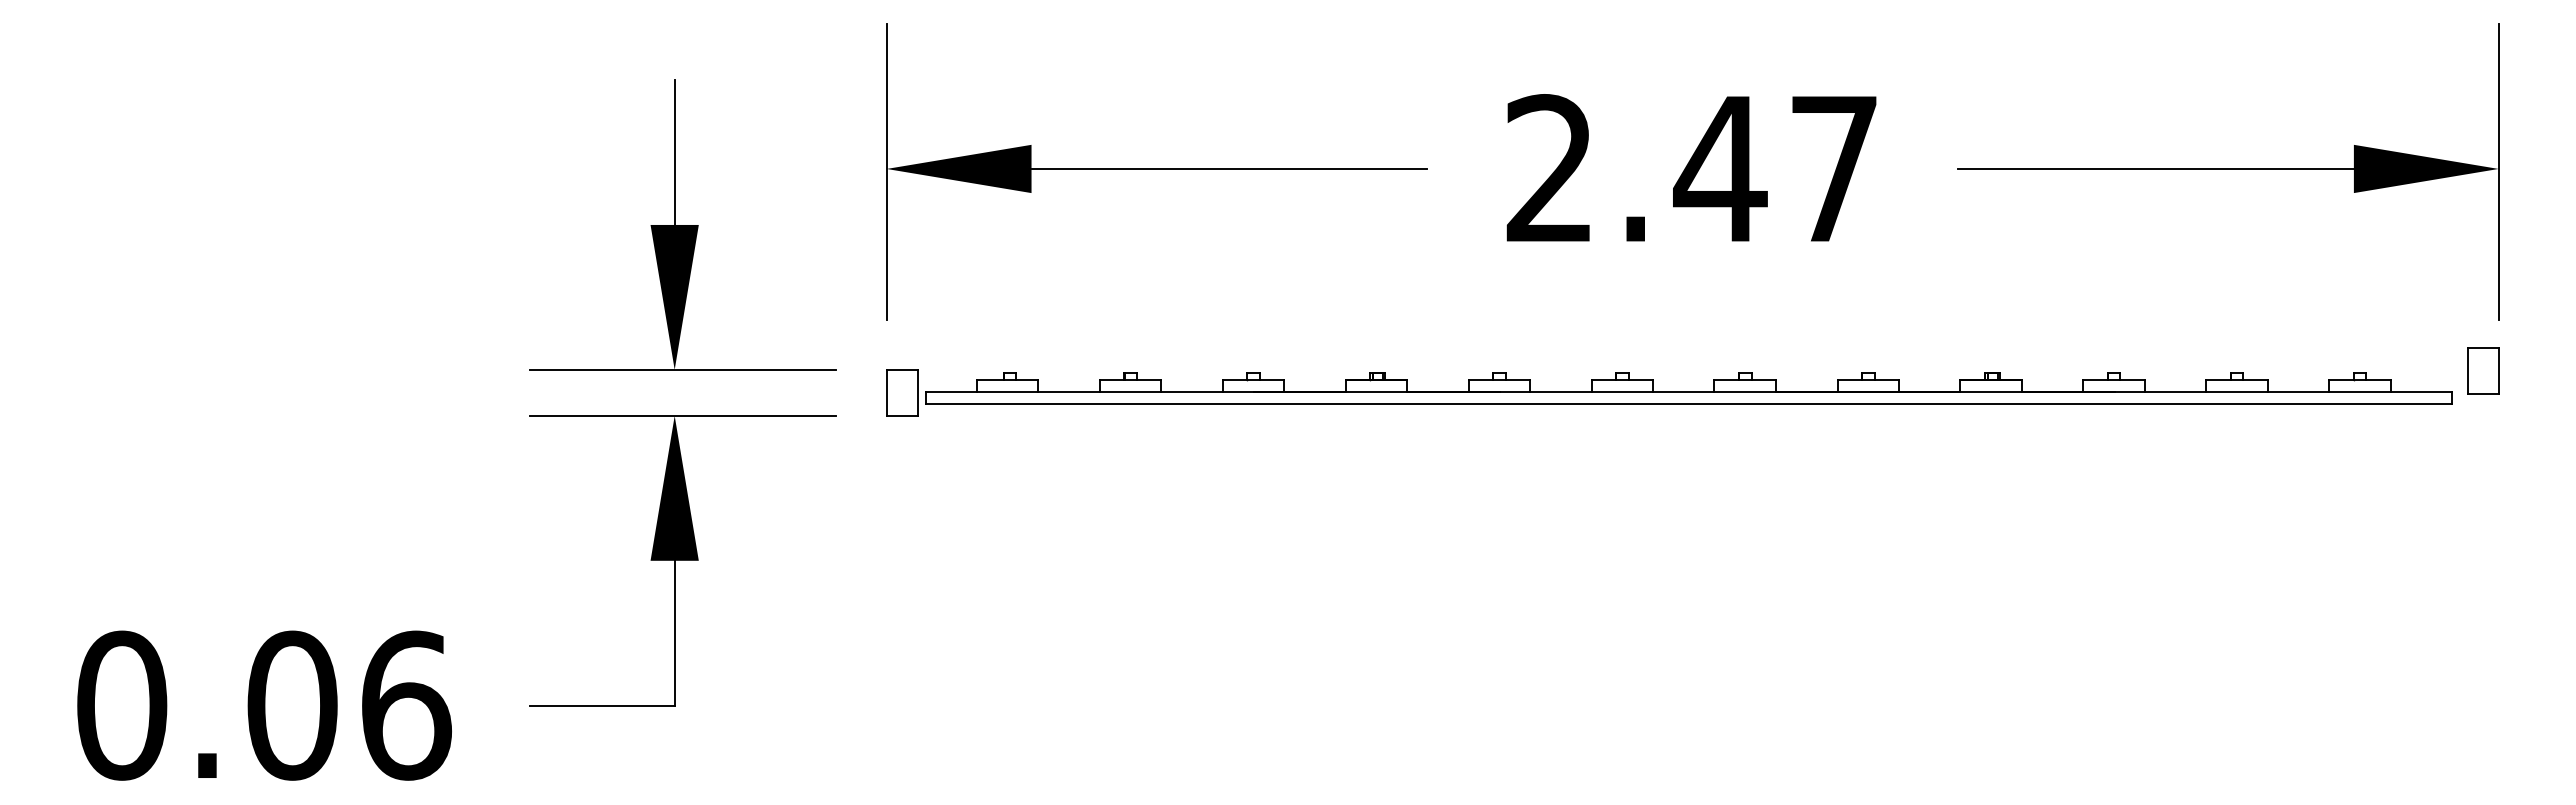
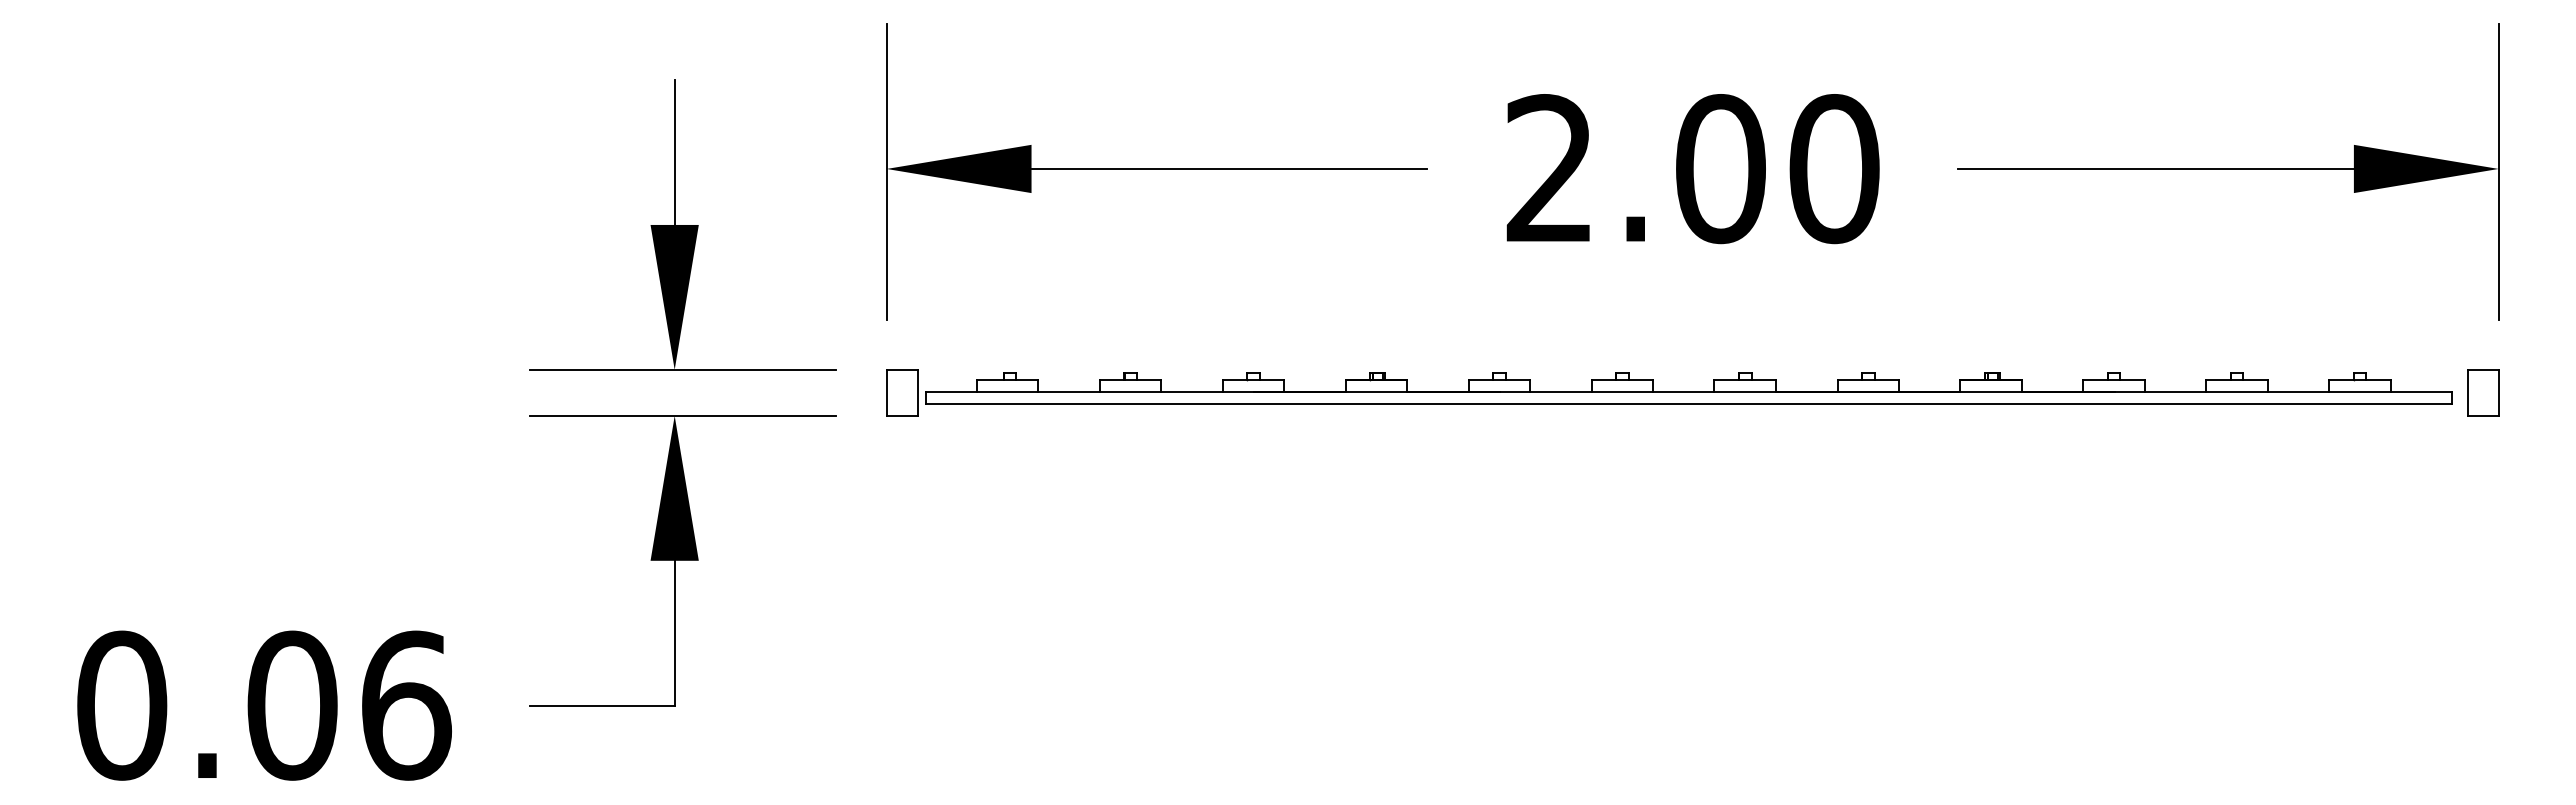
text: 2.47 -> 2.00 (1776, 169)
part position: (2483, 370) -> (2483, 392) (2483, 392)
